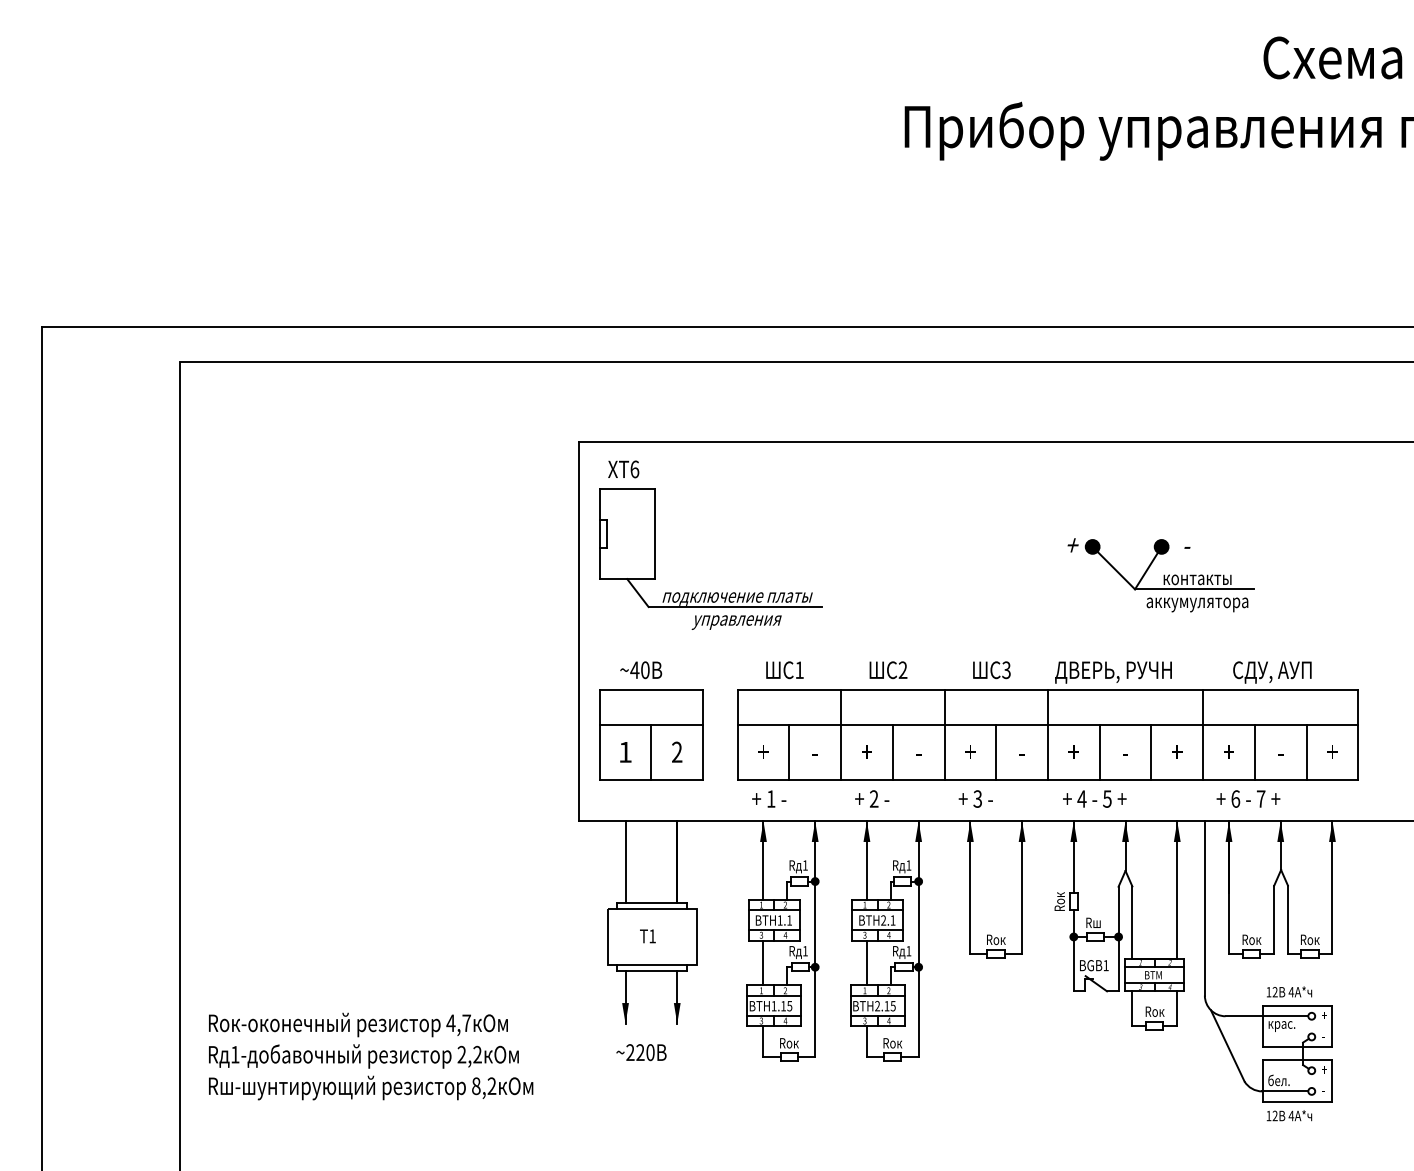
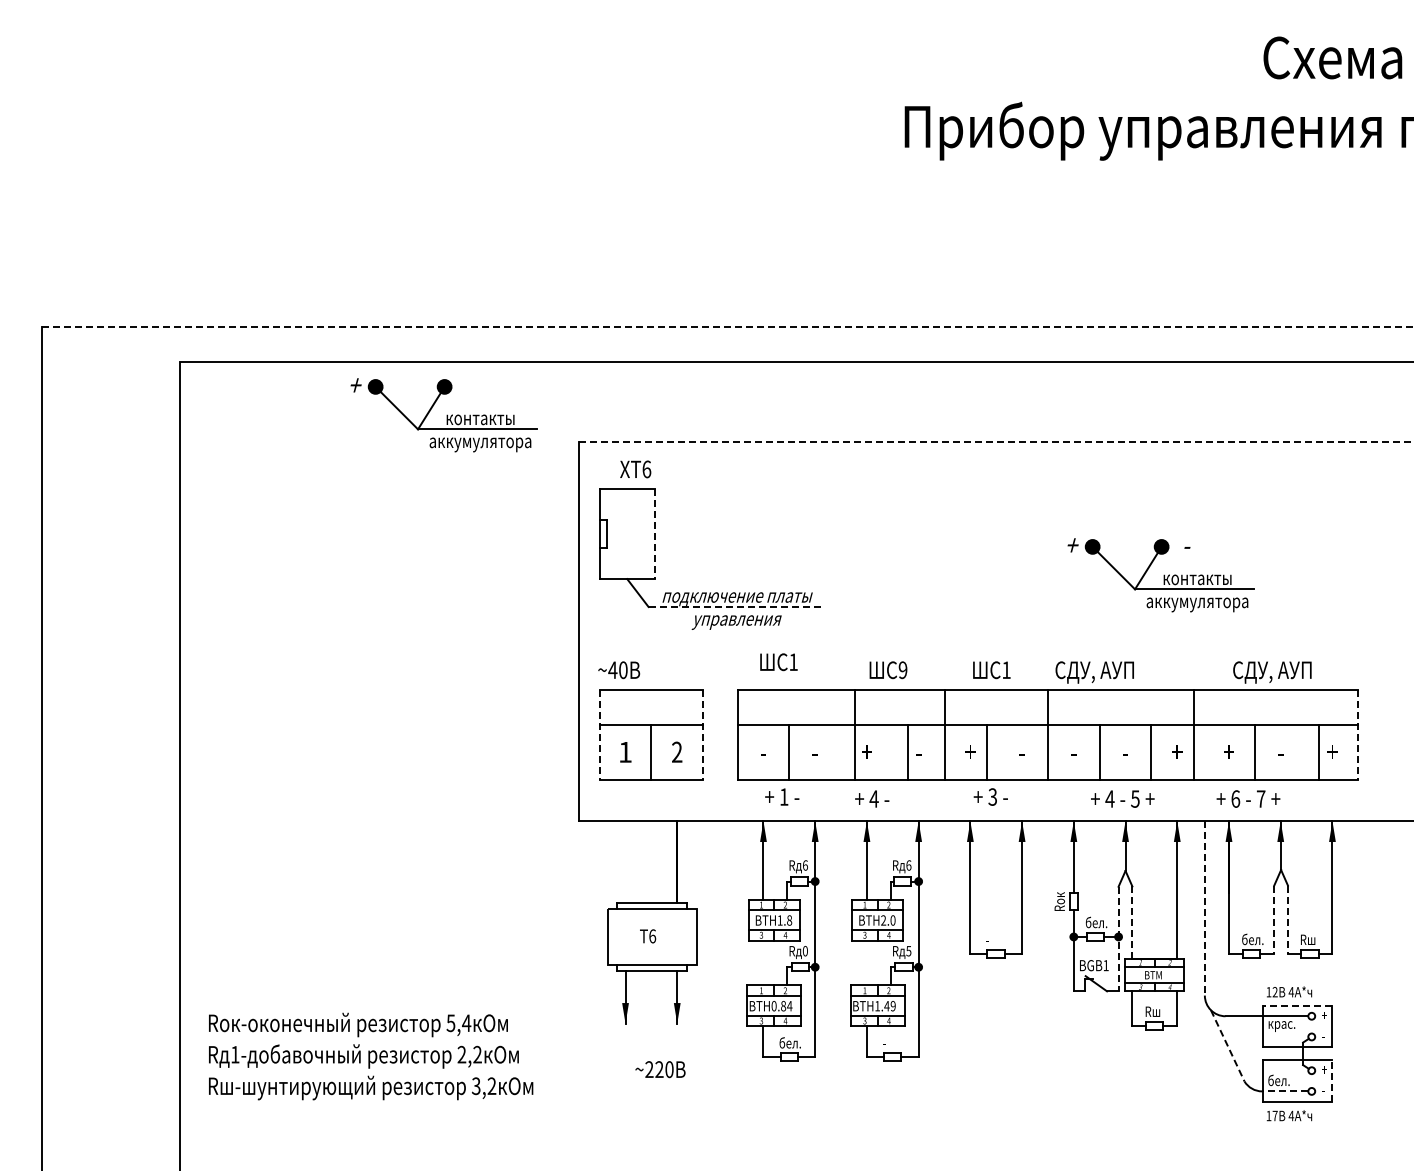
line: solid -> dashed (728, 327)
part: none -> present (443, 415)
line: solid -> dashed (996, 441)
text position: (623, 469) -> (635, 469) (635, 469)
line: solid -> dashed (654, 534)
line: solid -> dashed (735, 607)
text position: (641, 670) -> (619, 670) (619, 670)
text position: (784, 670) -> (778, 662) (778, 662)
text: 2 -> 9 (902, 670)
text: 3 -> 1 (1006, 670)
text: ДВЕРЬ, РУЧН -> СДУ, АУП (1113, 672)
line position: (841, 734) -> (855, 734) (855, 734)
line position: (1203, 734) -> (1194, 734) (1194, 734)
line: solid -> dashed (599, 735)
line: solid -> dashed (703, 735)
line: solid -> dashed (1358, 735)
text: + -> - (763, 751)
line position: (892, 751) -> (907, 751) (907, 751)
line position: (996, 751) -> (987, 751) (987, 751)
text: + -> - (1073, 751)
line position: (1306, 751) -> (1318, 751) (1318, 751)
text position: (769, 798) -> (782, 796) (782, 796)
text: 2 -> 4 (873, 798)
text position: (975, 798) -> (990, 796) (990, 796)
text position: (1094, 798) -> (1122, 798) (1122, 798)
line: present -> none (625, 862)
text: 1 -> 6 (805, 865)
text: 1 -> 6 (908, 865)
line: solid -> dashed (1204, 908)
text: BTH1.1 -> BTH1.8 (789, 920)
text: BTH2.1 -> BTH2.0 (892, 920)
line: solid -> dashed (1274, 920)
line: solid -> dashed (1287, 920)
text: Rш -> бел. (1096, 922)
line: solid -> dashed (1132, 923)
text: 1 -> 6 (652, 936)
text: Rок -> - (995, 939)
line: solid -> dashed (1118, 939)
text: Rок -> бел. (1252, 939)
text: Rок -> Rш (1313, 941)
text: 1 -> 0 (804, 950)
text: 1 -> 5 (908, 951)
line: present -> none (763, 962)
line: present -> none (866, 962)
text: BTH1.15 -> BTH0.84 (781, 1005)
text: BTH2.15 -> BTH1.49 (885, 1005)
line: solid -> dashed (1297, 1005)
text: Rок -> Rш (1158, 1012)
text: 4,7 -> 5,4 (458, 1023)
text: Rок -> бел. (789, 1042)
text: Rок -> - (892, 1043)
line: solid -> dashed (1227, 1046)
text position: (641, 1052) -> (660, 1069) (660, 1069)
line: solid -> dashed (1332, 1081)
text: 8,2 -> 3,2 (475, 1085)
line: solid -> dashed (1284, 1091)
text: 12 -> 17 (1274, 1115)
